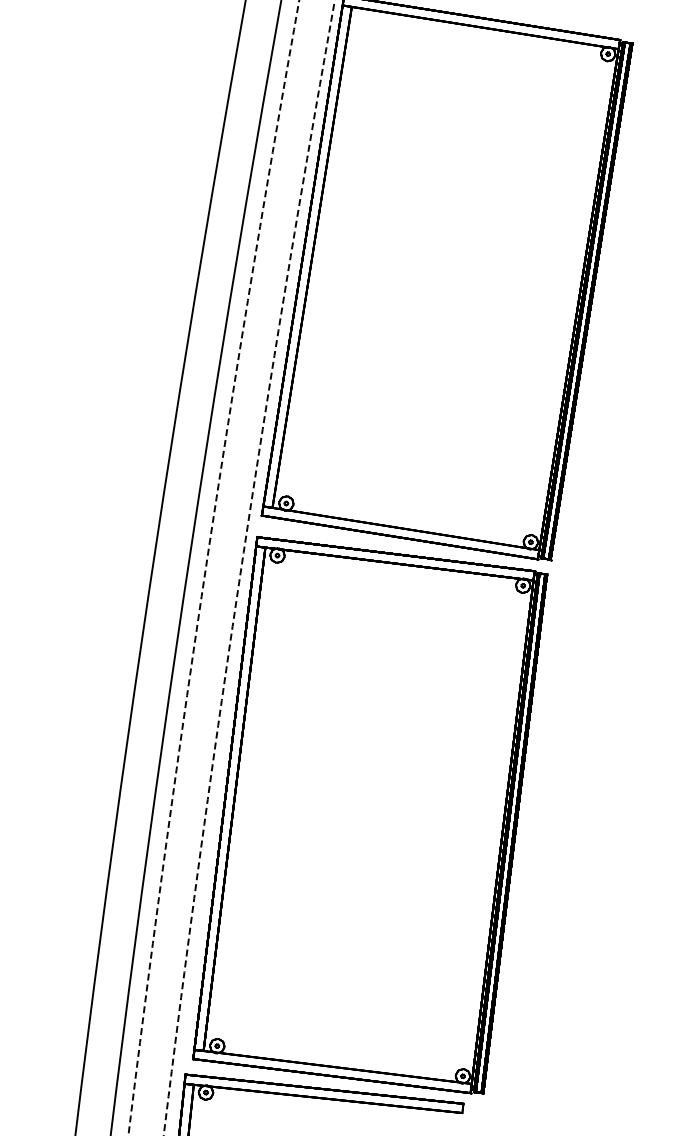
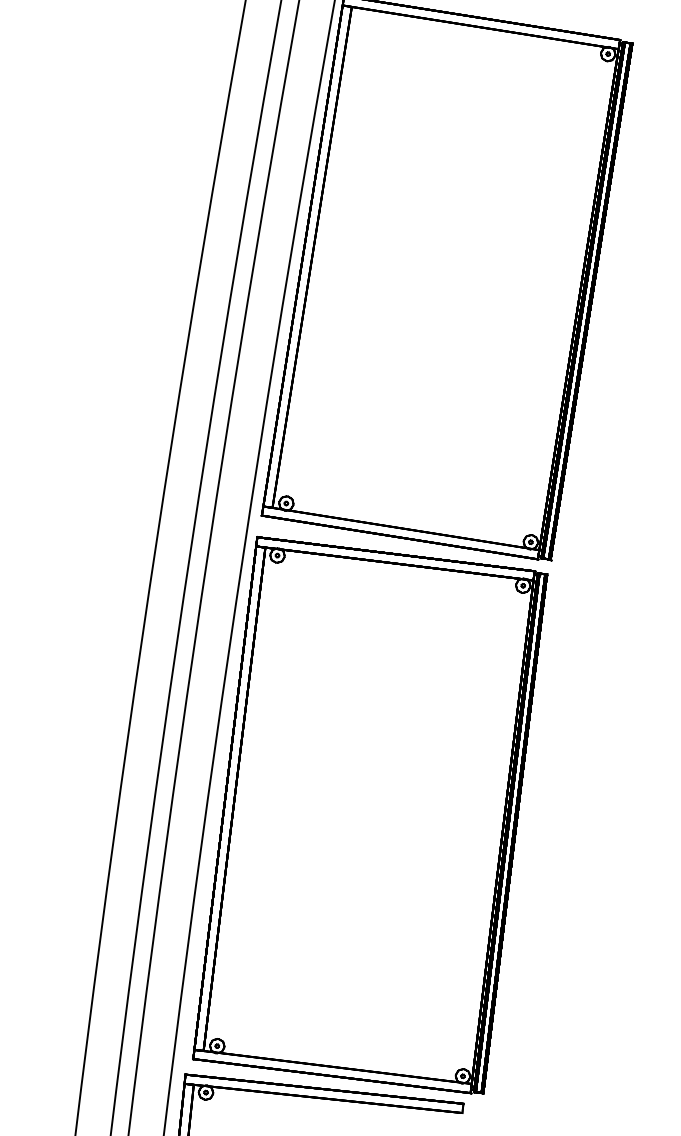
arc: dashed -> solid (241, 566)
arc: dashed -> solid (206, 567)
